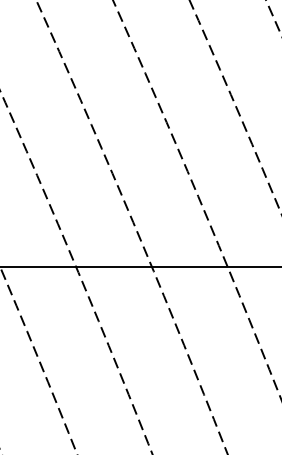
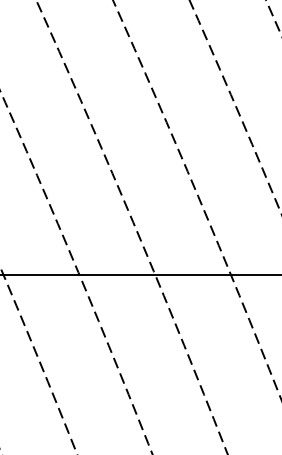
line position: (140, 267) -> (140, 275) (140, 275)
